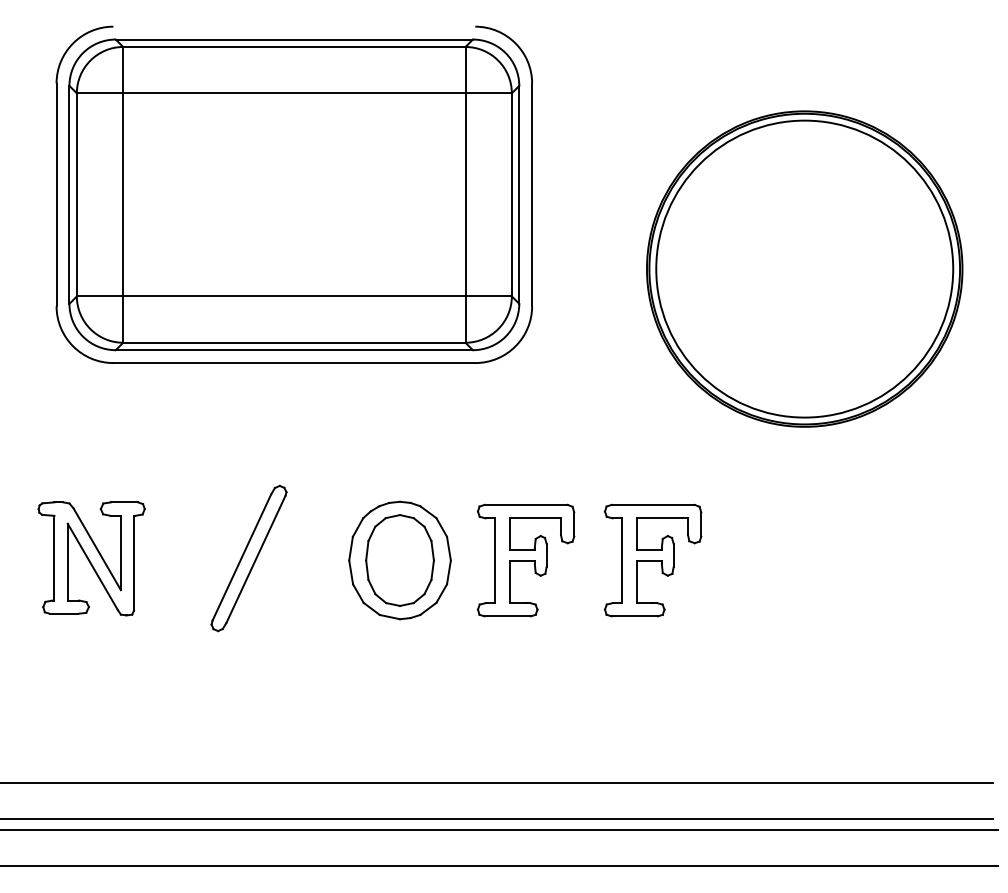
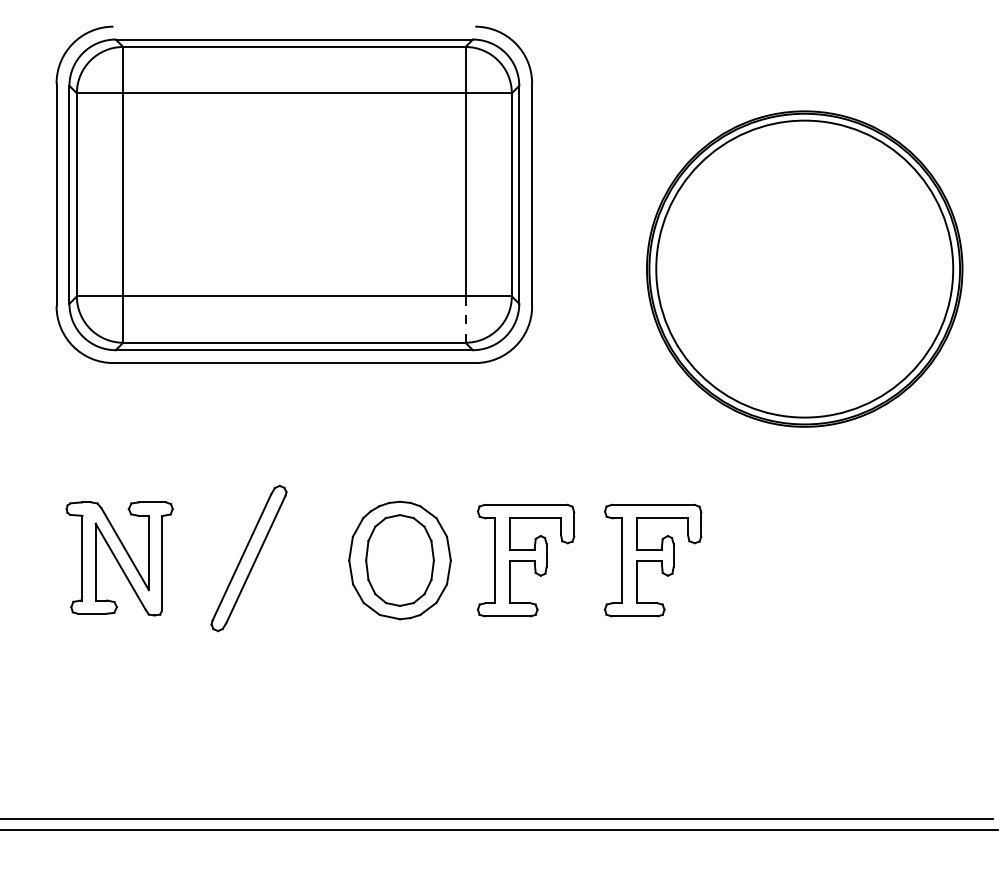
line: solid -> dashed (465, 320)
part position: (91, 558) -> (119, 558) (119, 558)
line: present -> none (497, 782)
line: present -> none (499, 866)
